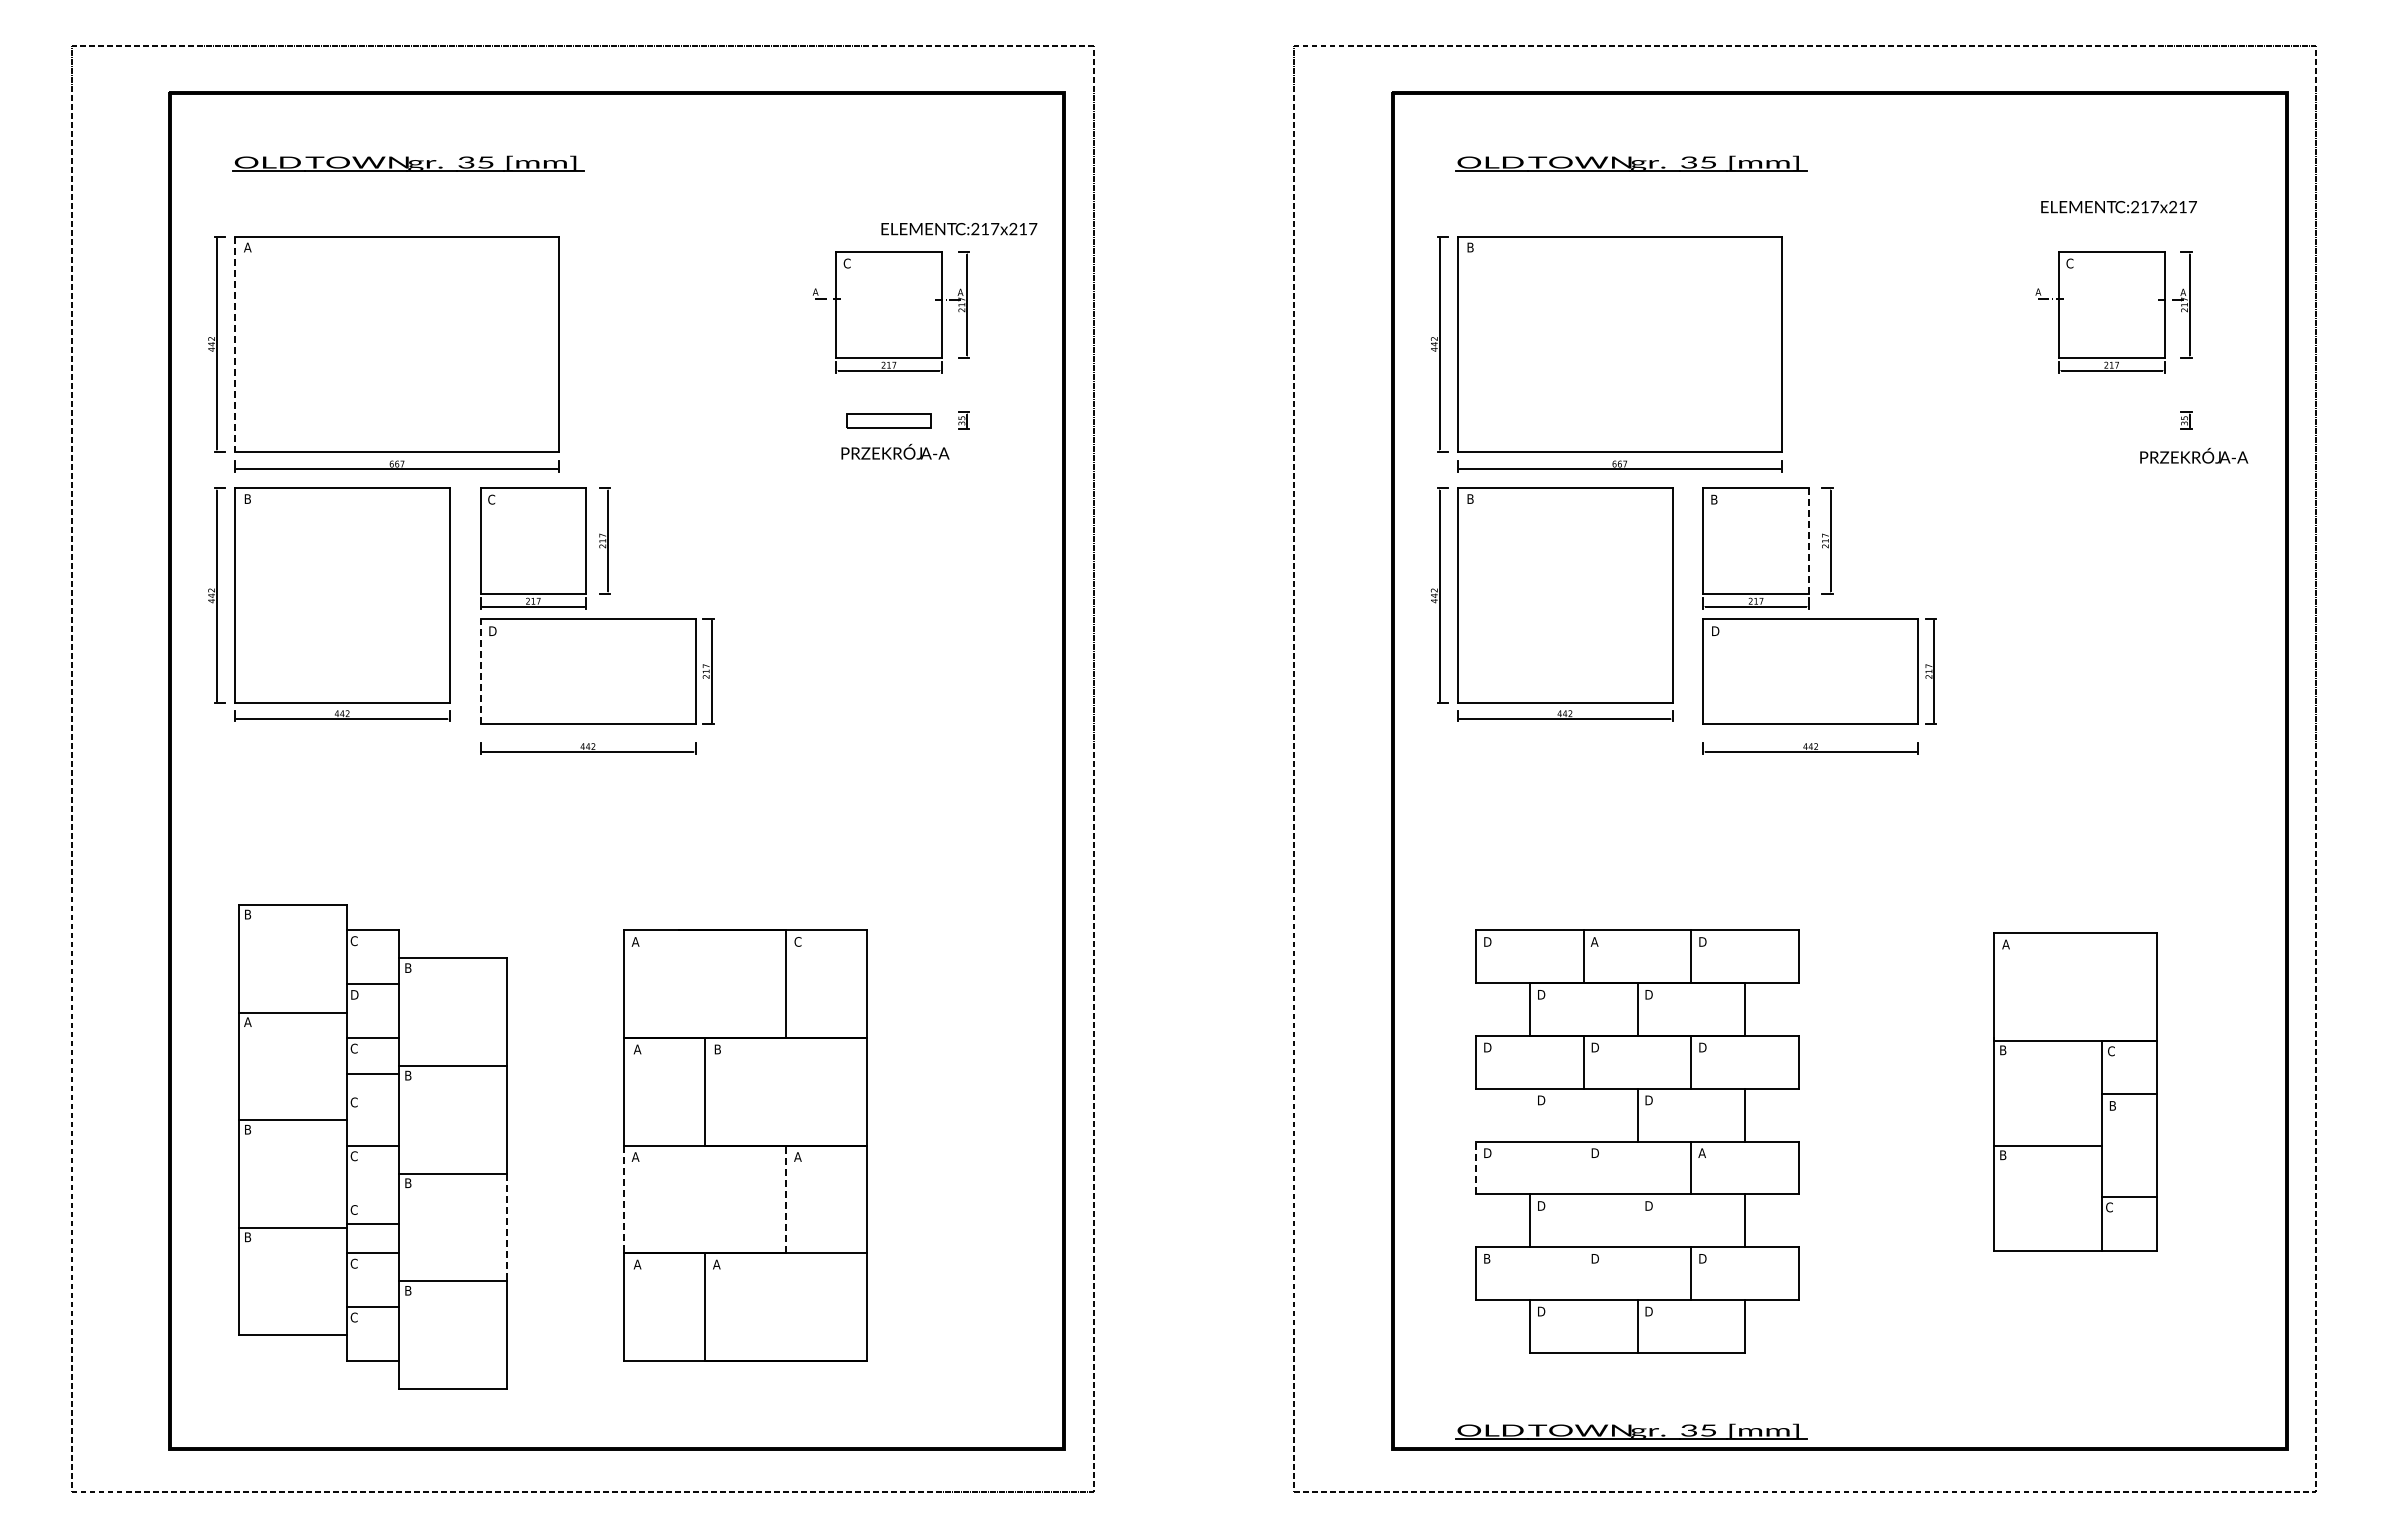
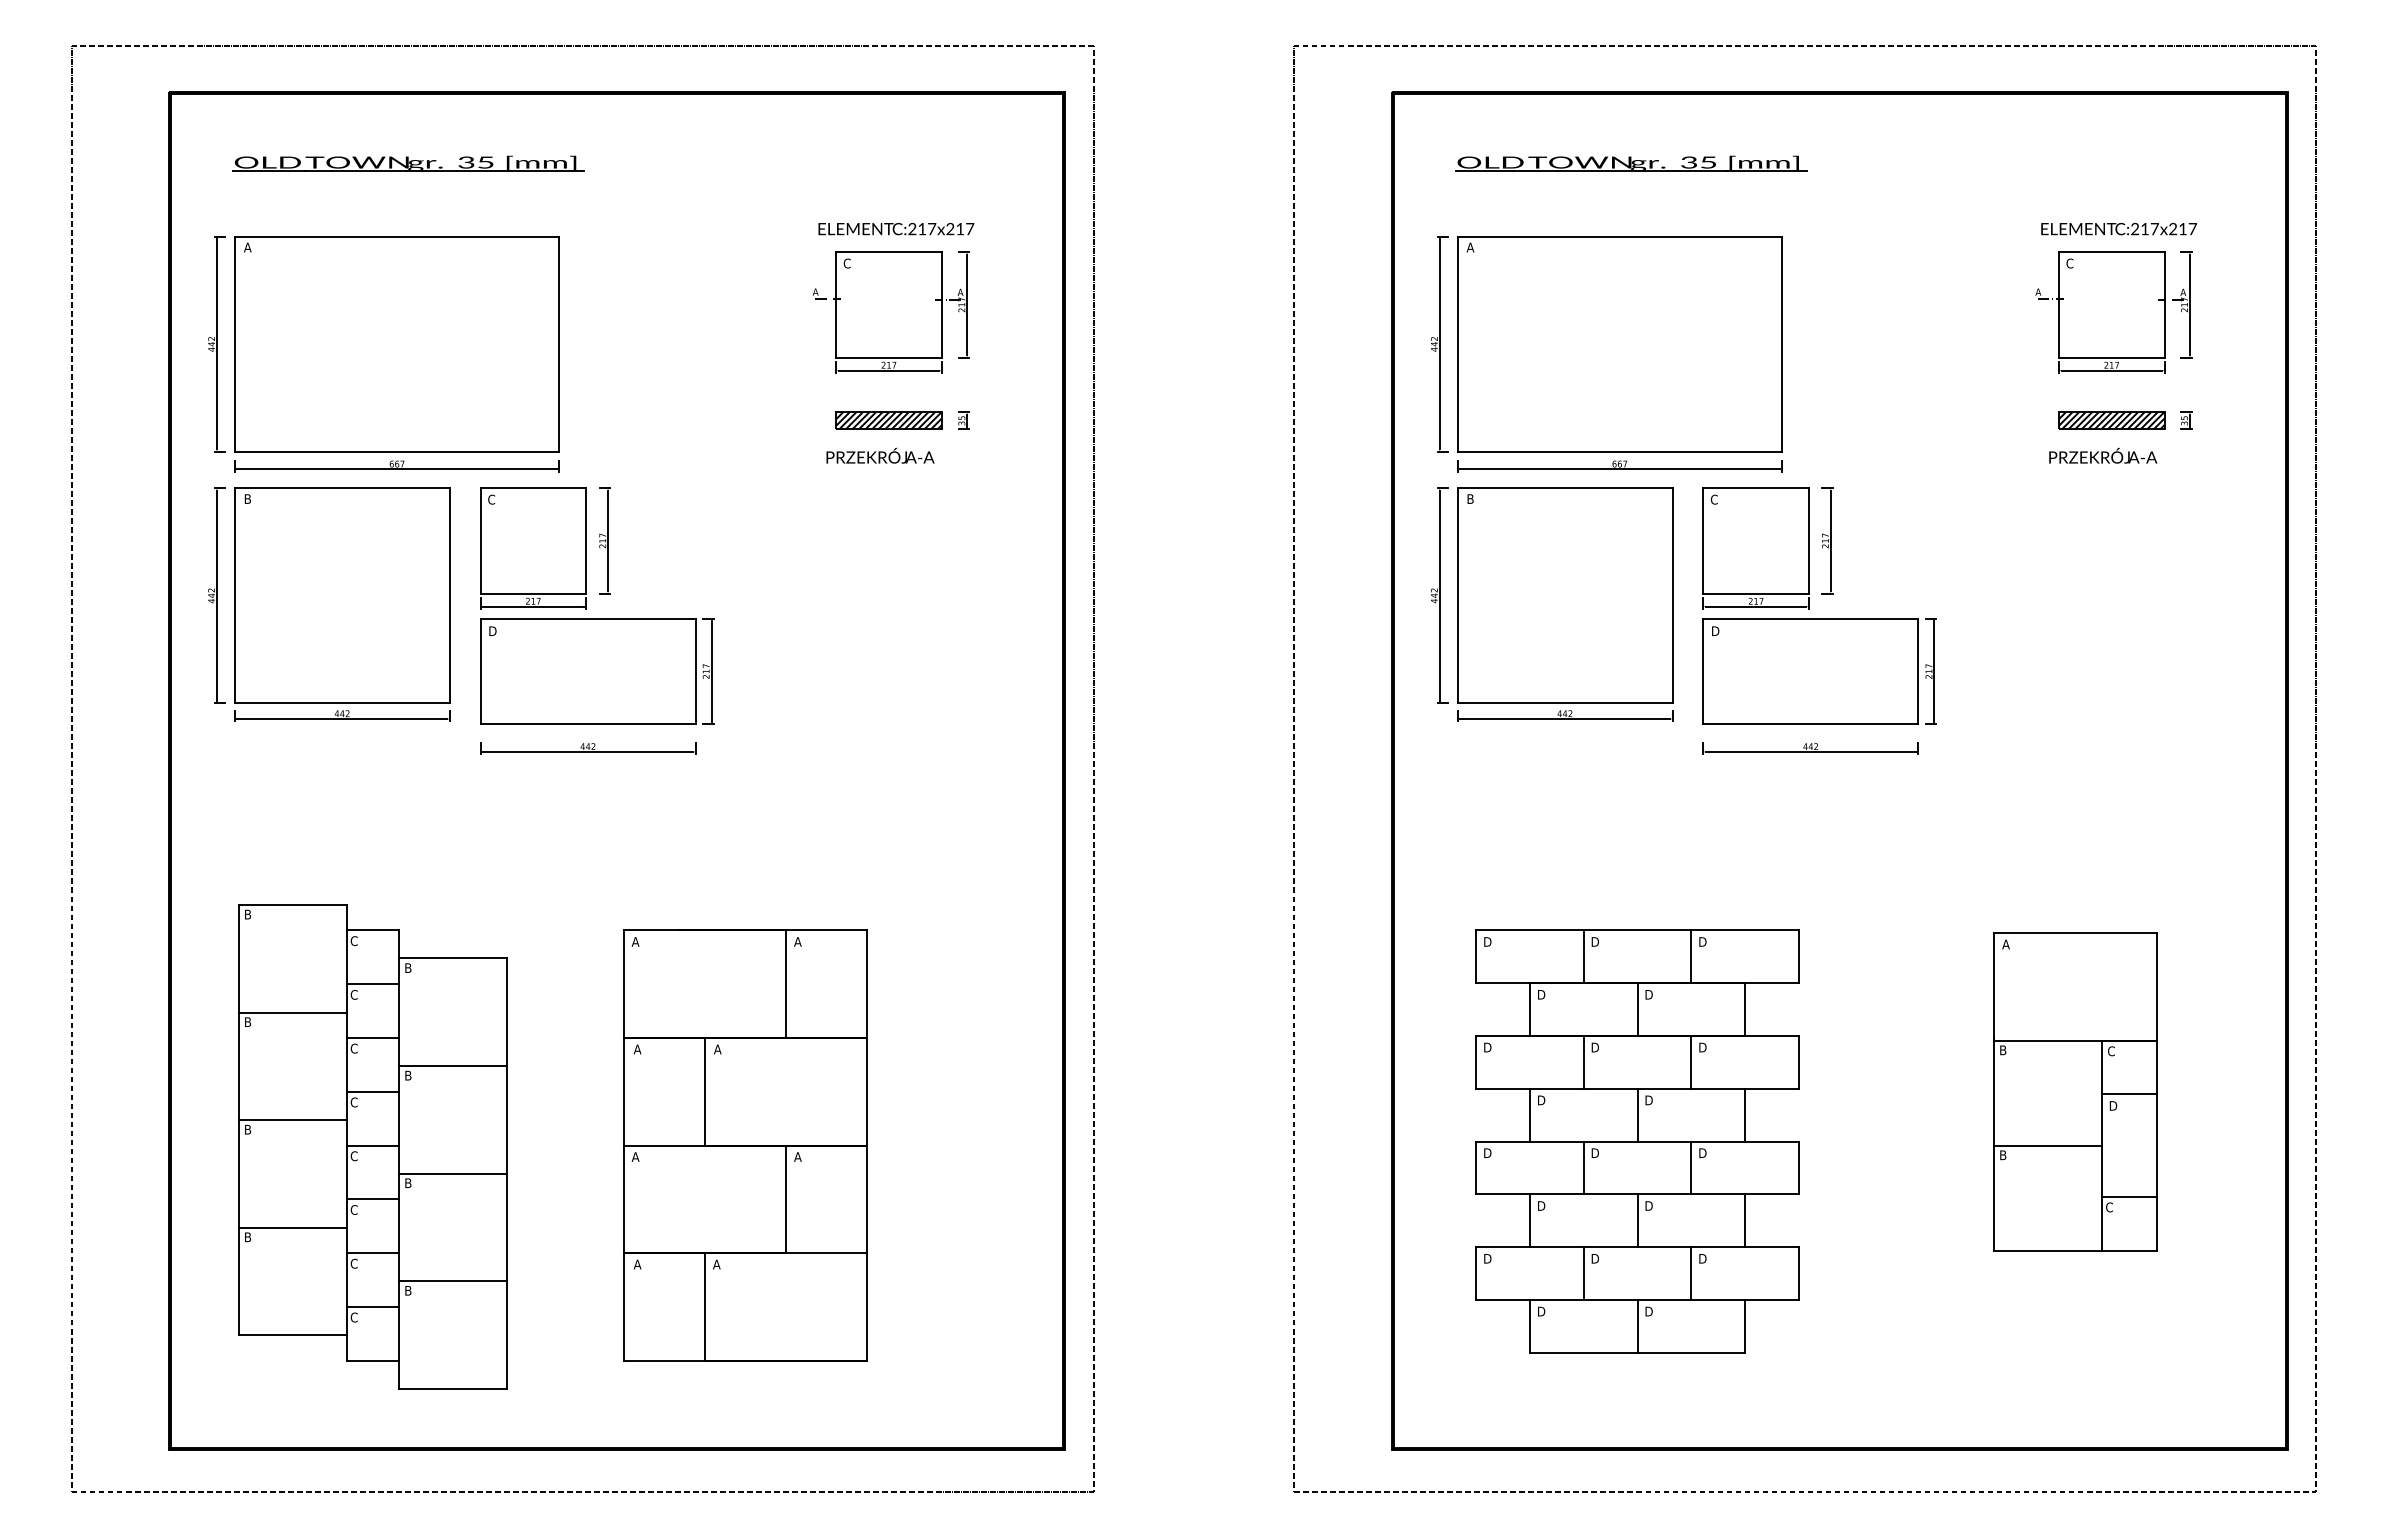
text position: (2118, 207) -> (2118, 229) (2118, 229)
text position: (959, 229) -> (896, 229) (896, 229)
text: B -> A (1470, 247)
line: dashed -> solid (234, 344)
part size: 86x16 px -> 108x19 px (888, 420)
part: none -> present (2111, 420)
text position: (895, 451) -> (880, 455) (880, 455)
text position: (2194, 455) -> (2103, 455) (2103, 455)
text: B -> C (1713, 499)
line: dashed -> solid (1808, 540)
line: dashed -> solid (480, 671)
text: C -> A (797, 941)
text: A -> D (1594, 941)
text: D -> C (354, 994)
text: A -> B (247, 1021)
text: B -> A (717, 1049)
line position: (372, 1073) -> (372, 1091) (372, 1091)
text: B -> D (2114, 1105)
line: none -> present (1529, 1114)
text: A -> D (1702, 1152)
line: dashed -> solid (1476, 1167)
line: none -> present (1583, 1167)
line: dashed -> solid (623, 1199)
line: dashed -> solid (786, 1199)
line: none -> present (1637, 1220)
line position: (372, 1224) -> (372, 1199) (372, 1199)
line: dashed -> solid (507, 1227)
text: B -> D (1488, 1258)
line: none -> present (1583, 1273)
part: present -> none (1631, 1431)
